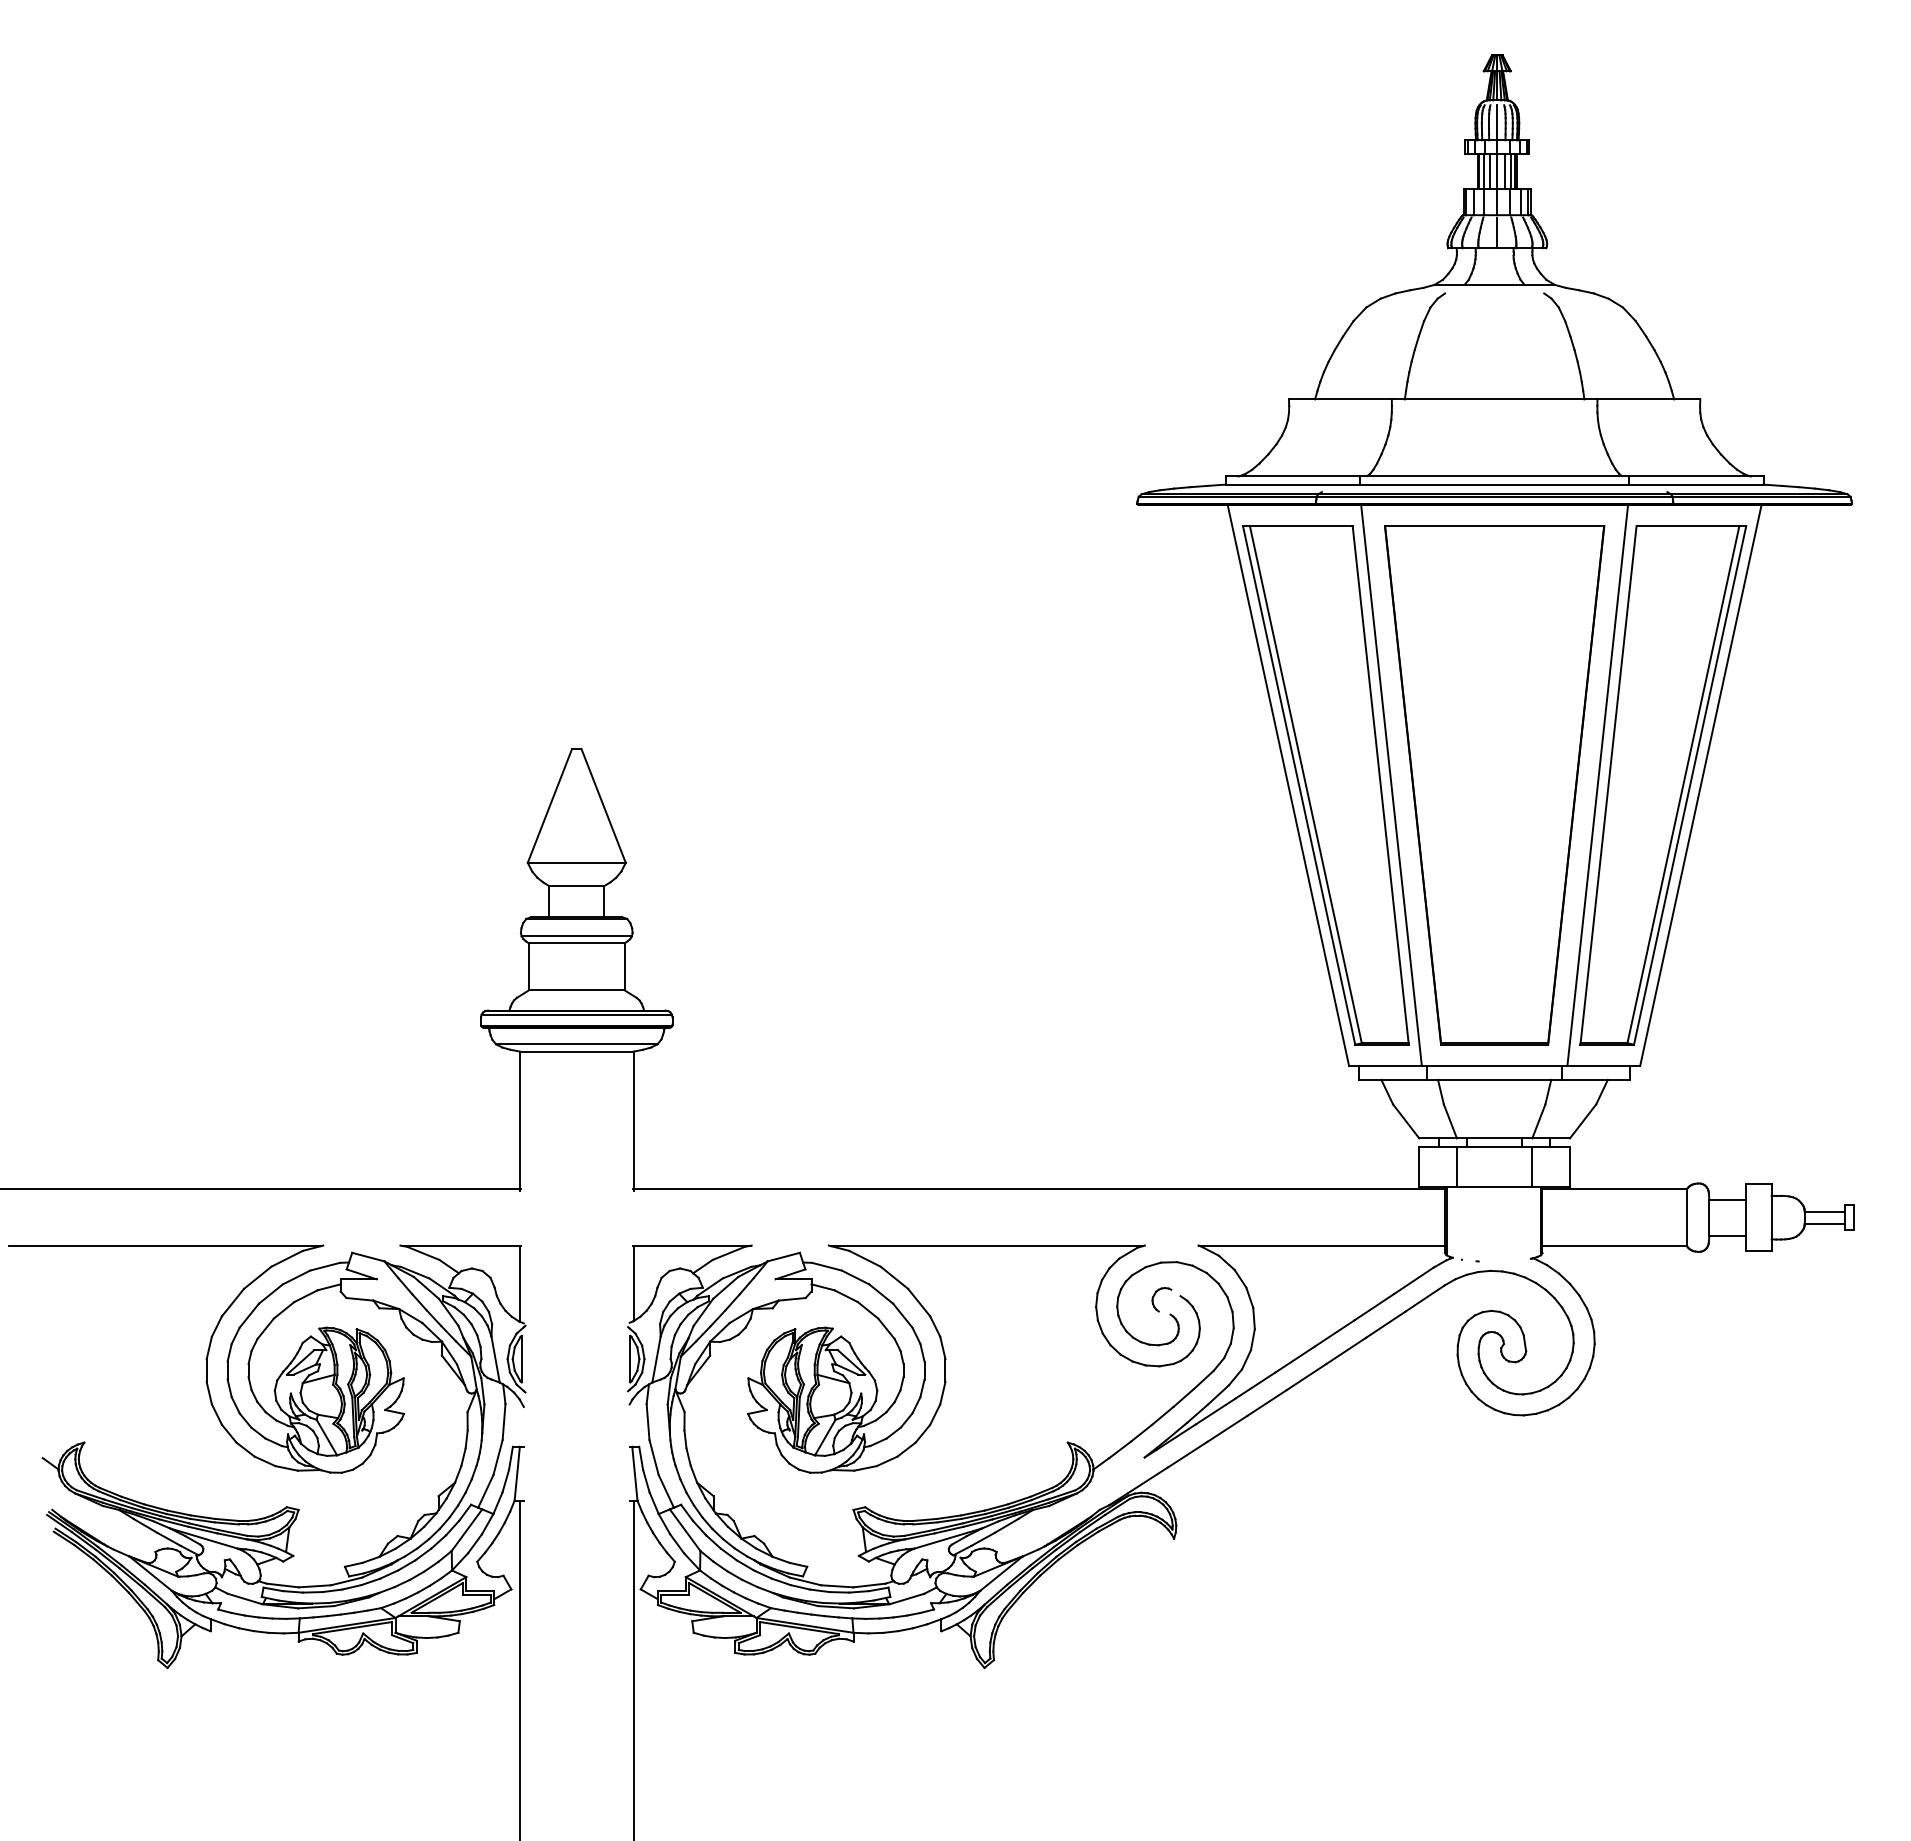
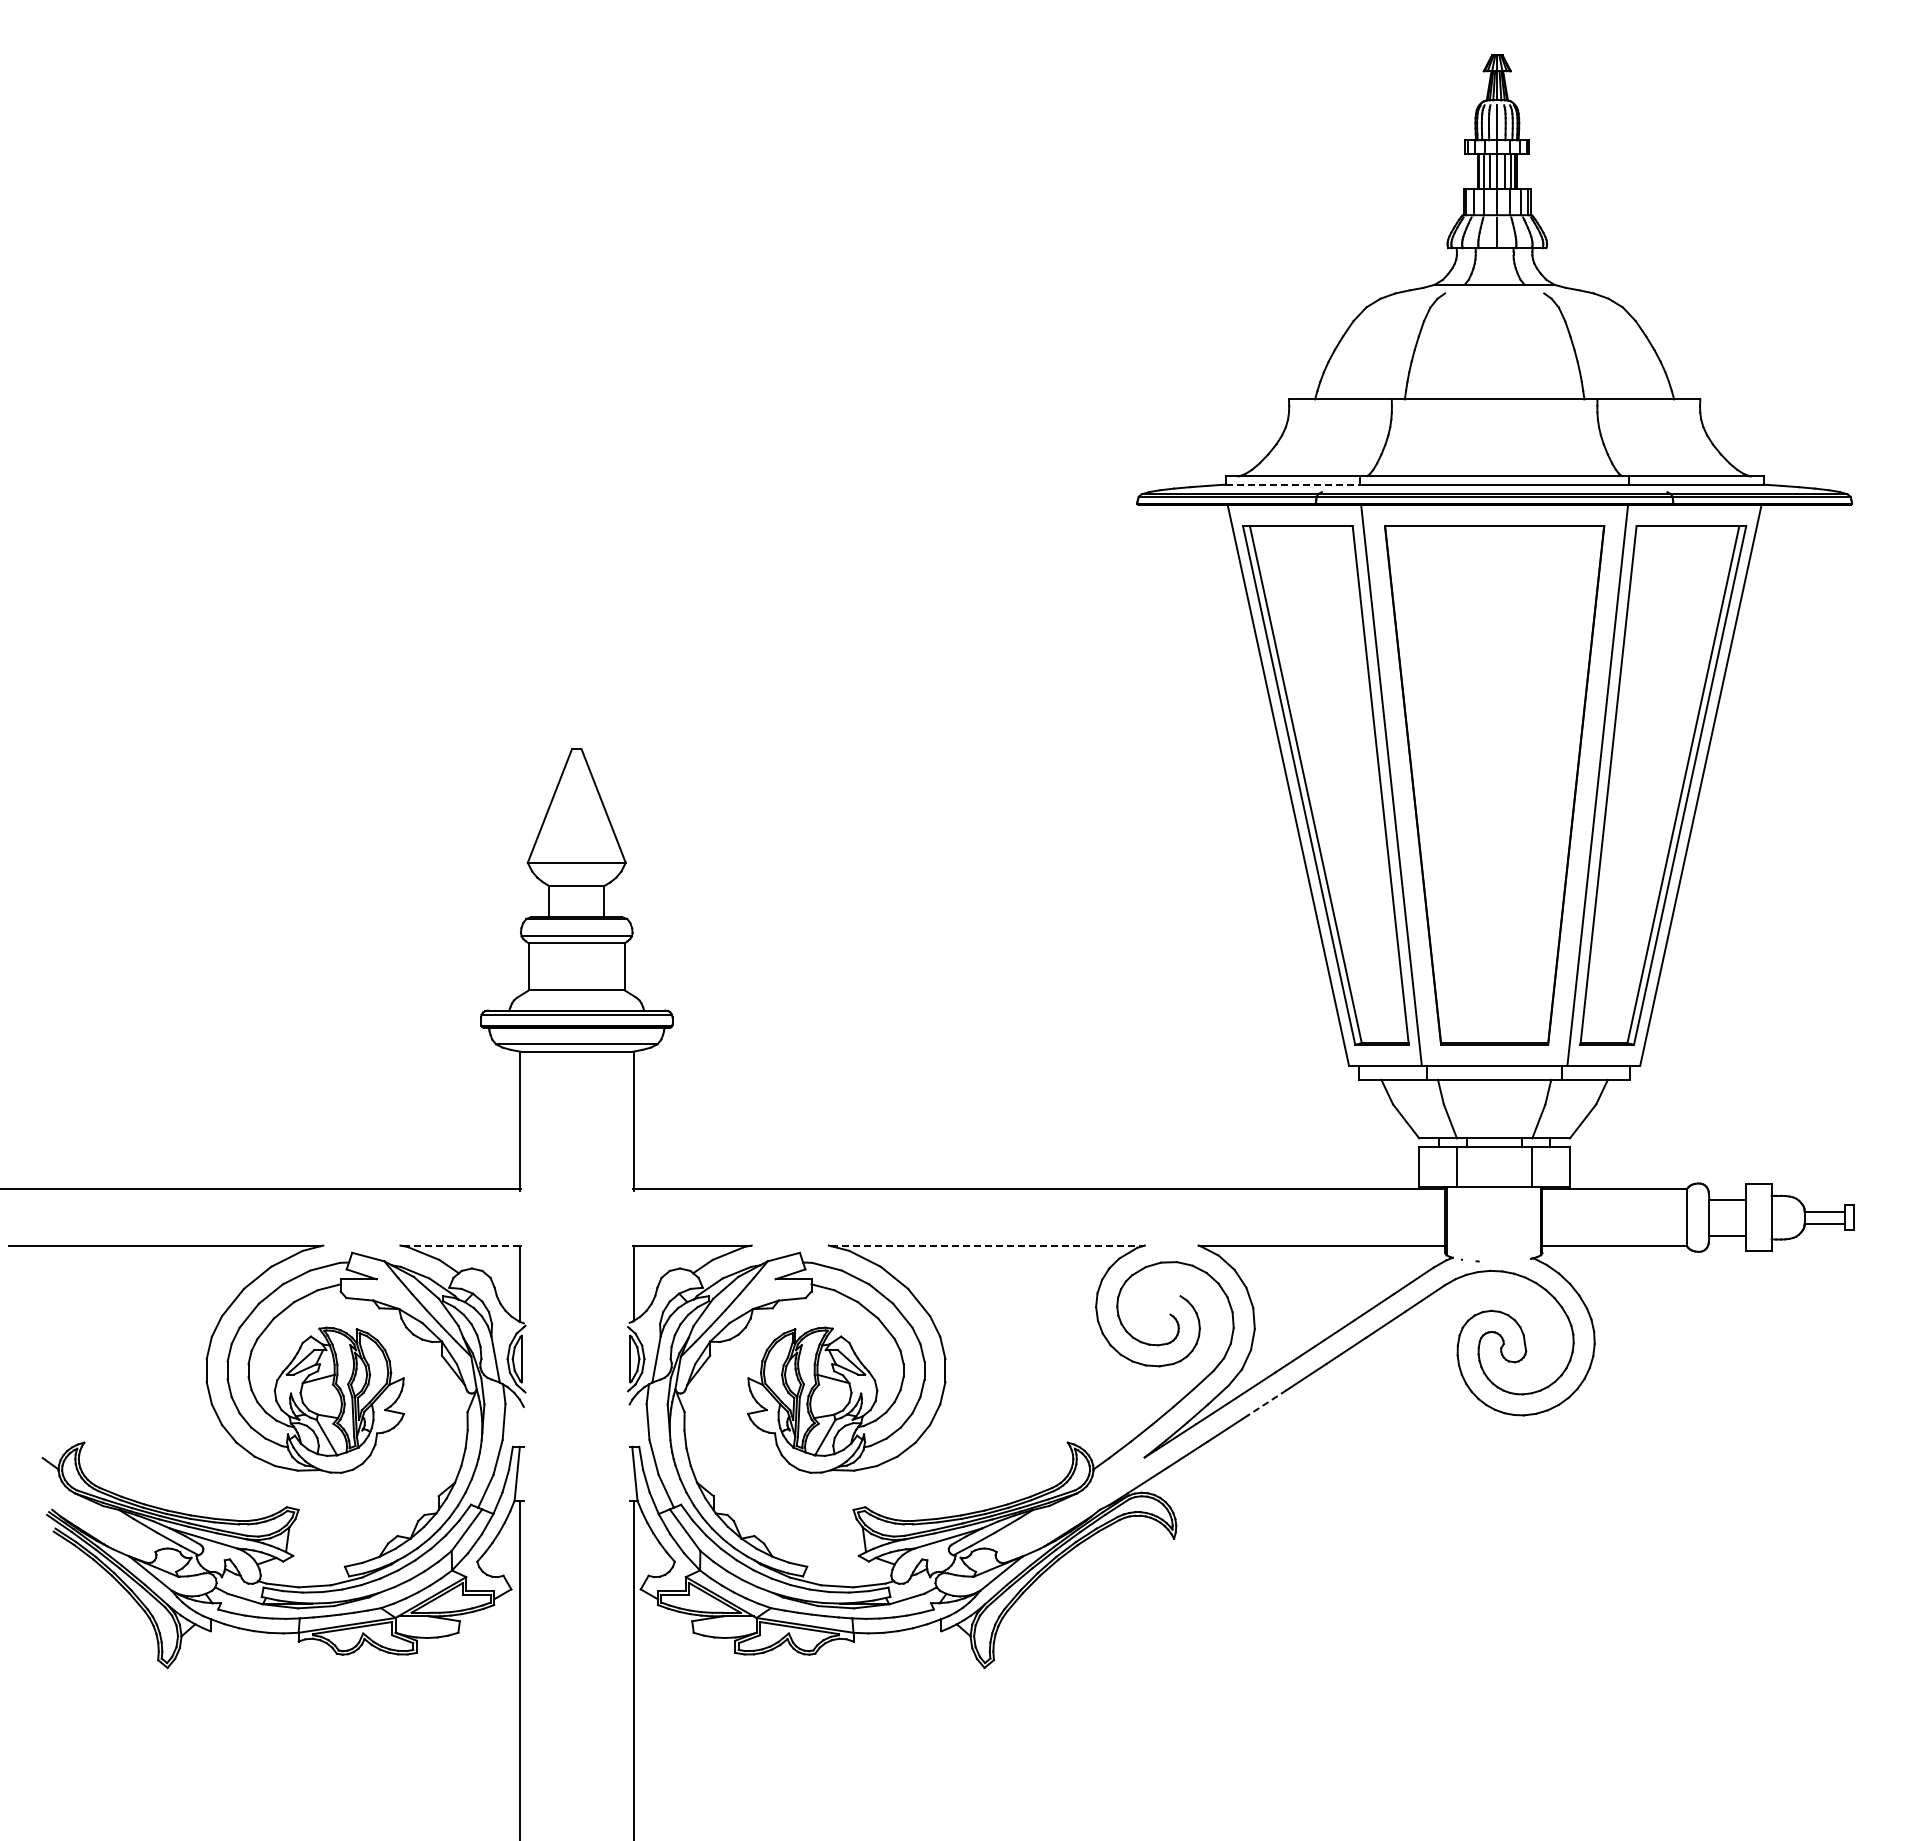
line: solid -> dashed (1293, 484)
line: solid -> dashed (461, 1246)
line: solid -> dashed (987, 1246)
part: present -> none (1155, 1295)
line: solid -> dashed (1267, 1403)
